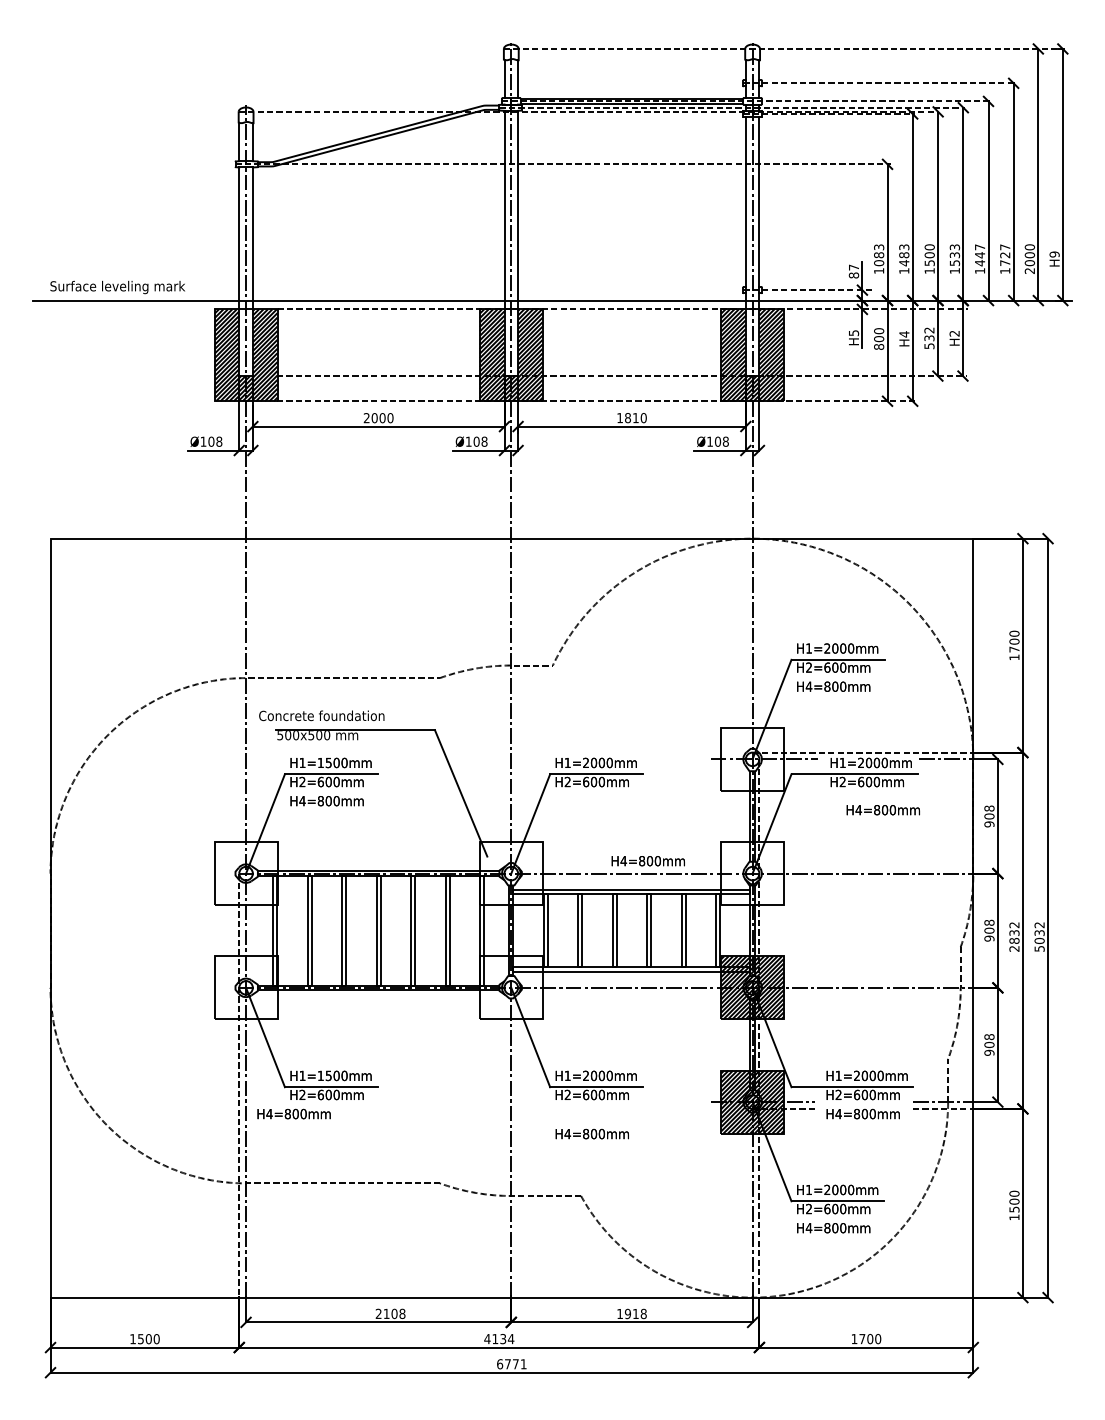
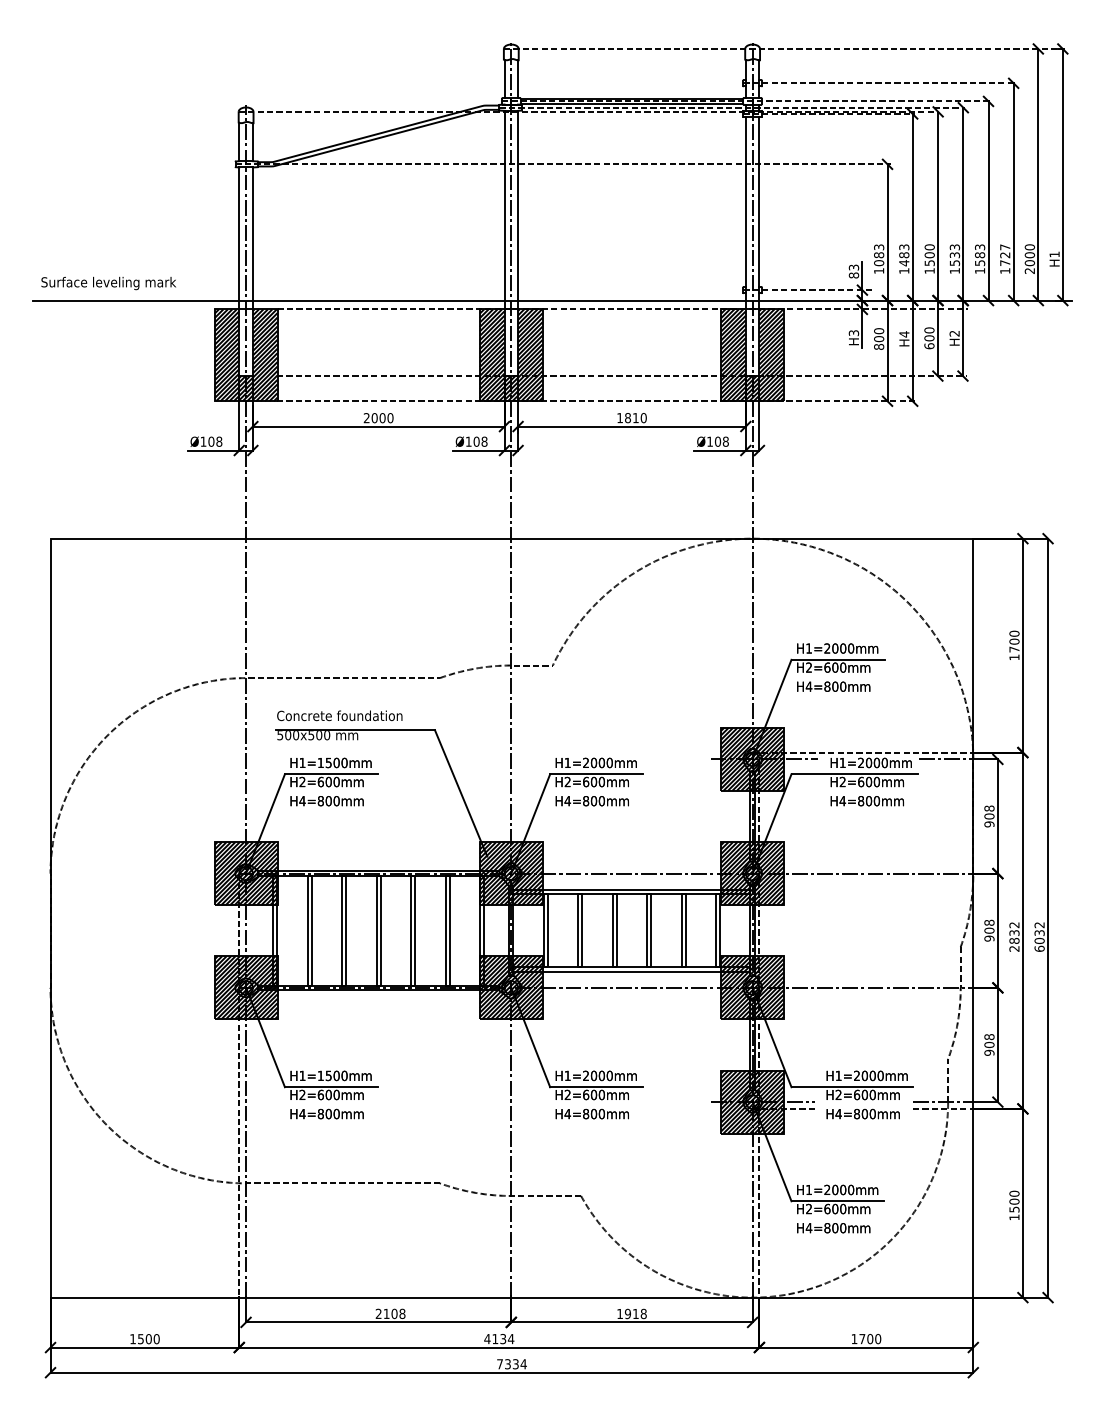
text: H9 -> H1 (1054, 254)
text: 1447 -> 1583 (979, 255)
text: 87 -> 83 (853, 267)
text position: (117, 287) -> (108, 283) (108, 283)
text: H5 -> H3 (853, 332)
text: 532 -> 600 (929, 338)
text position: (321, 715) -> (339, 715) (339, 715)
hatch: none -> present (752, 758)
text position: (882, 810) -> (866, 801) (866, 801)
text position: (647, 861) -> (591, 801) (591, 801)
hatch: none -> present (245, 873)
hatch: none -> present (510, 873)
hatch: none -> present (752, 873)
text: 5032 -> 6032 (1039, 948)
hatch: none -> present (245, 987)
hatch: none -> present (510, 987)
text position: (293, 1113) -> (326, 1113) (326, 1113)
text position: (591, 1133) -> (591, 1113) (591, 1113)
text: 6771 -> 7334 (511, 1364)
